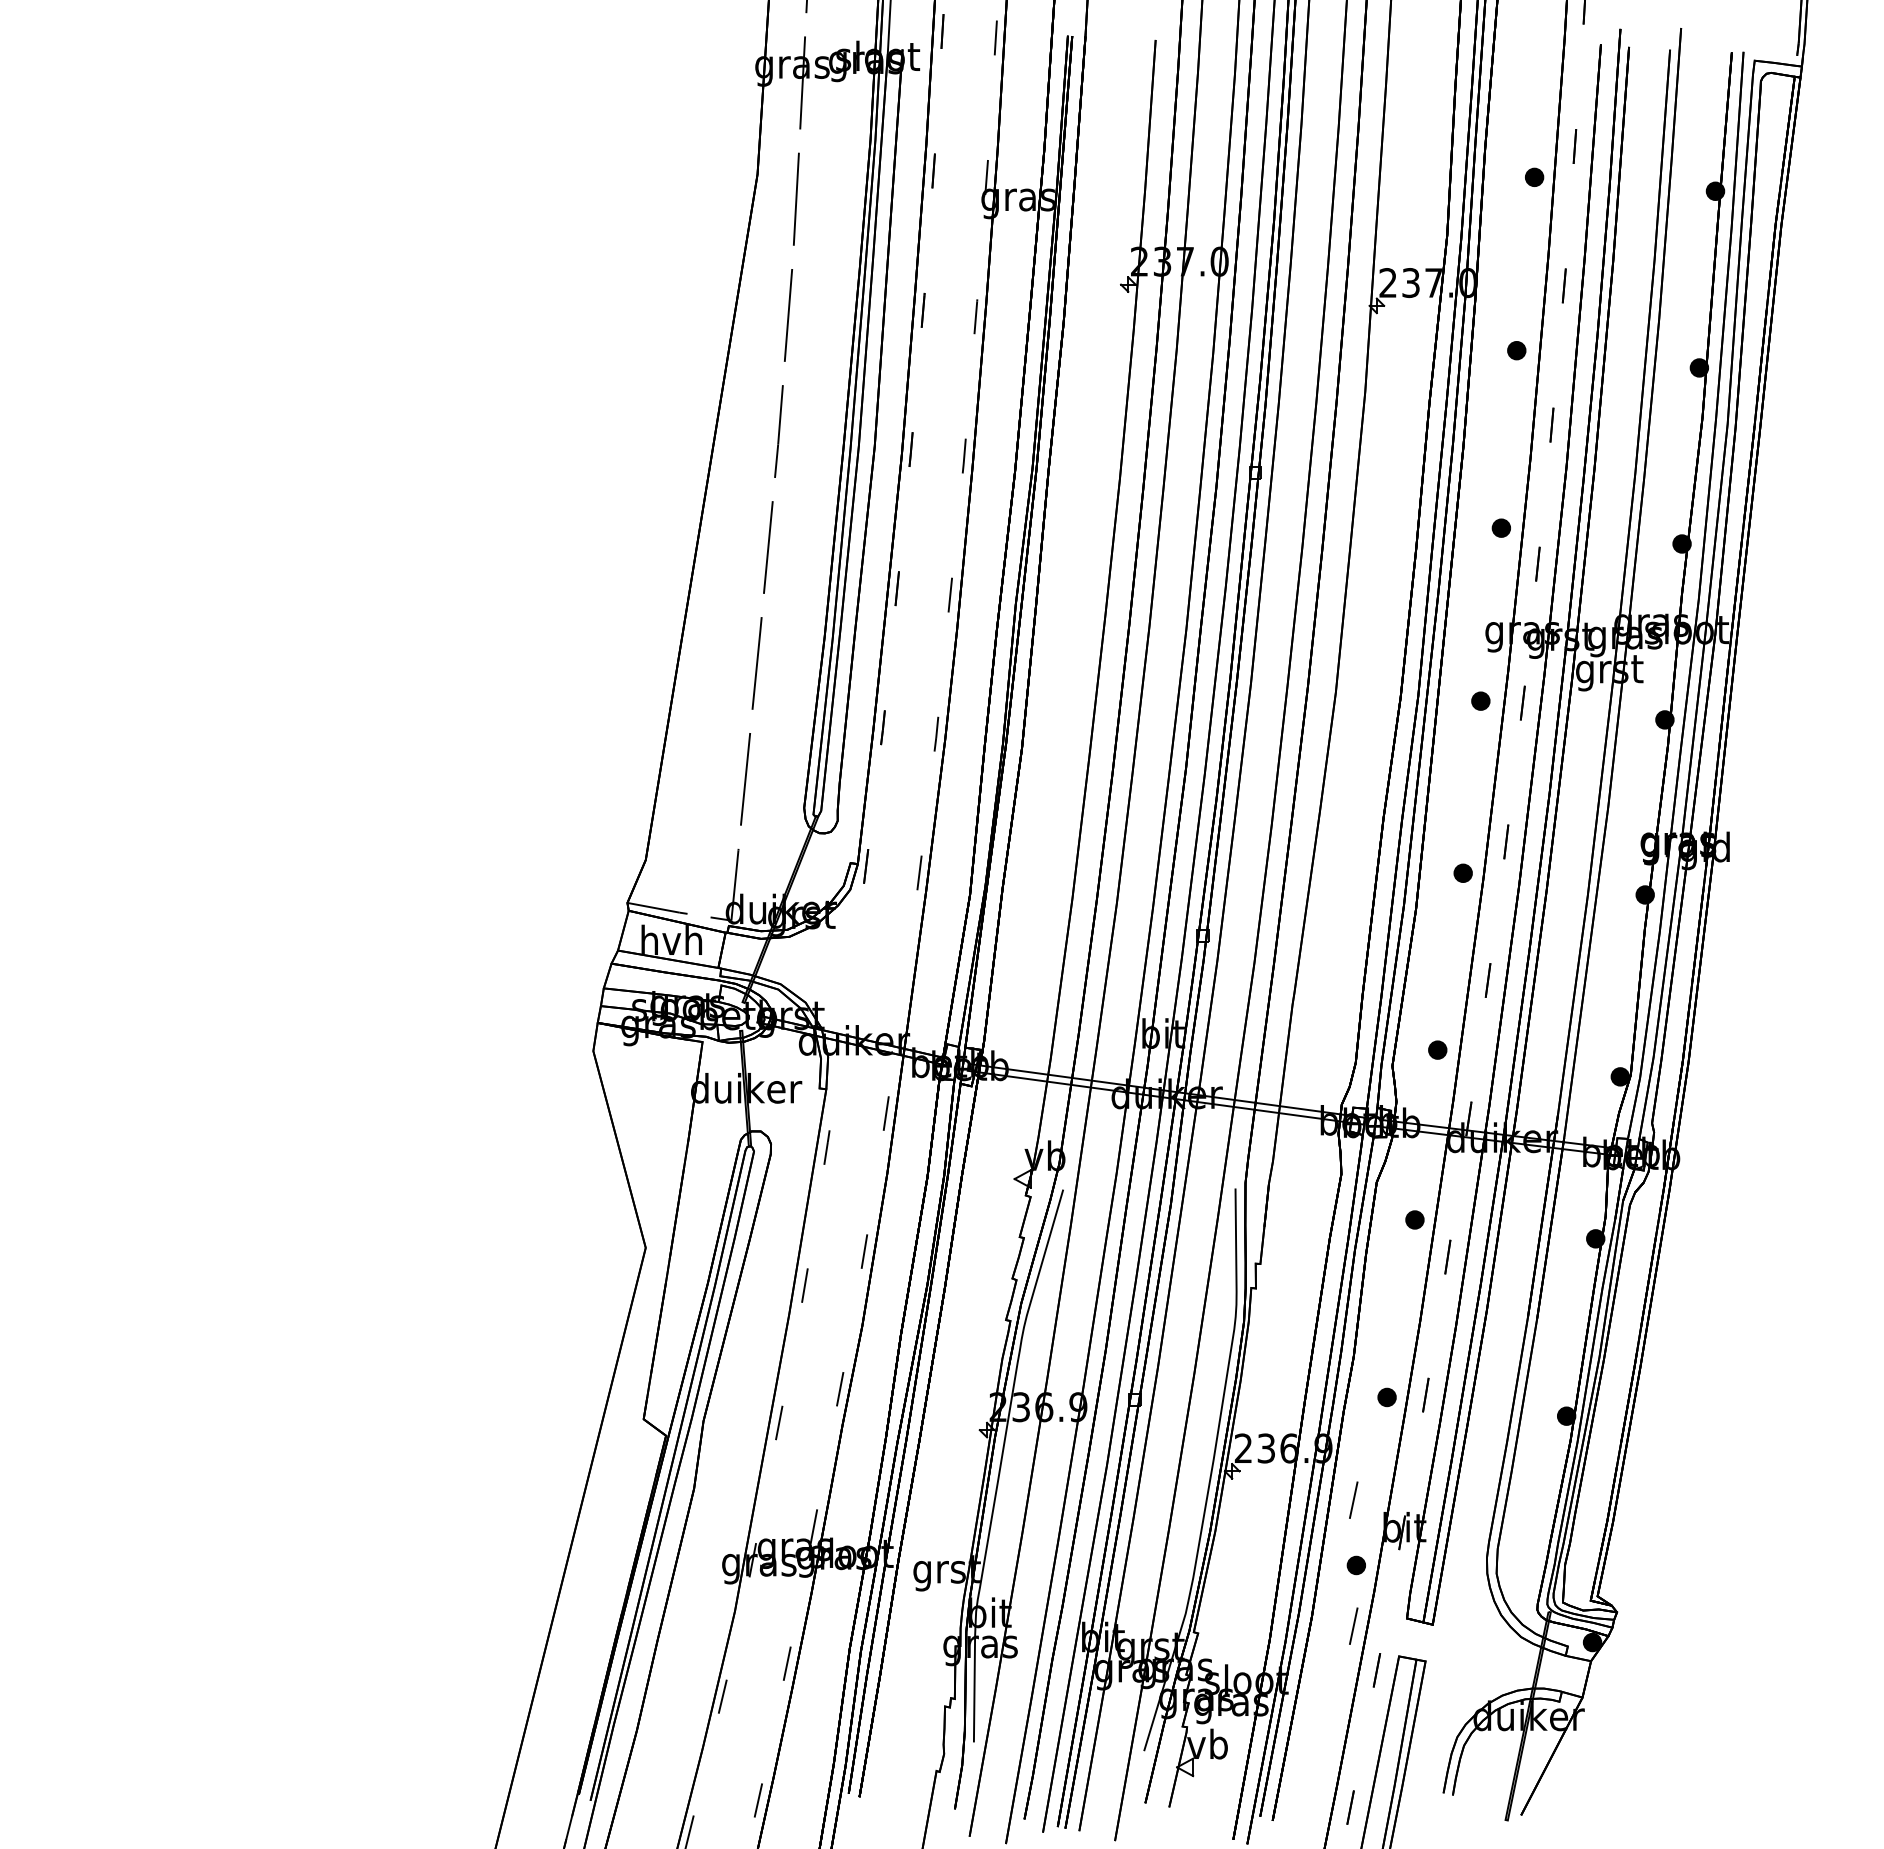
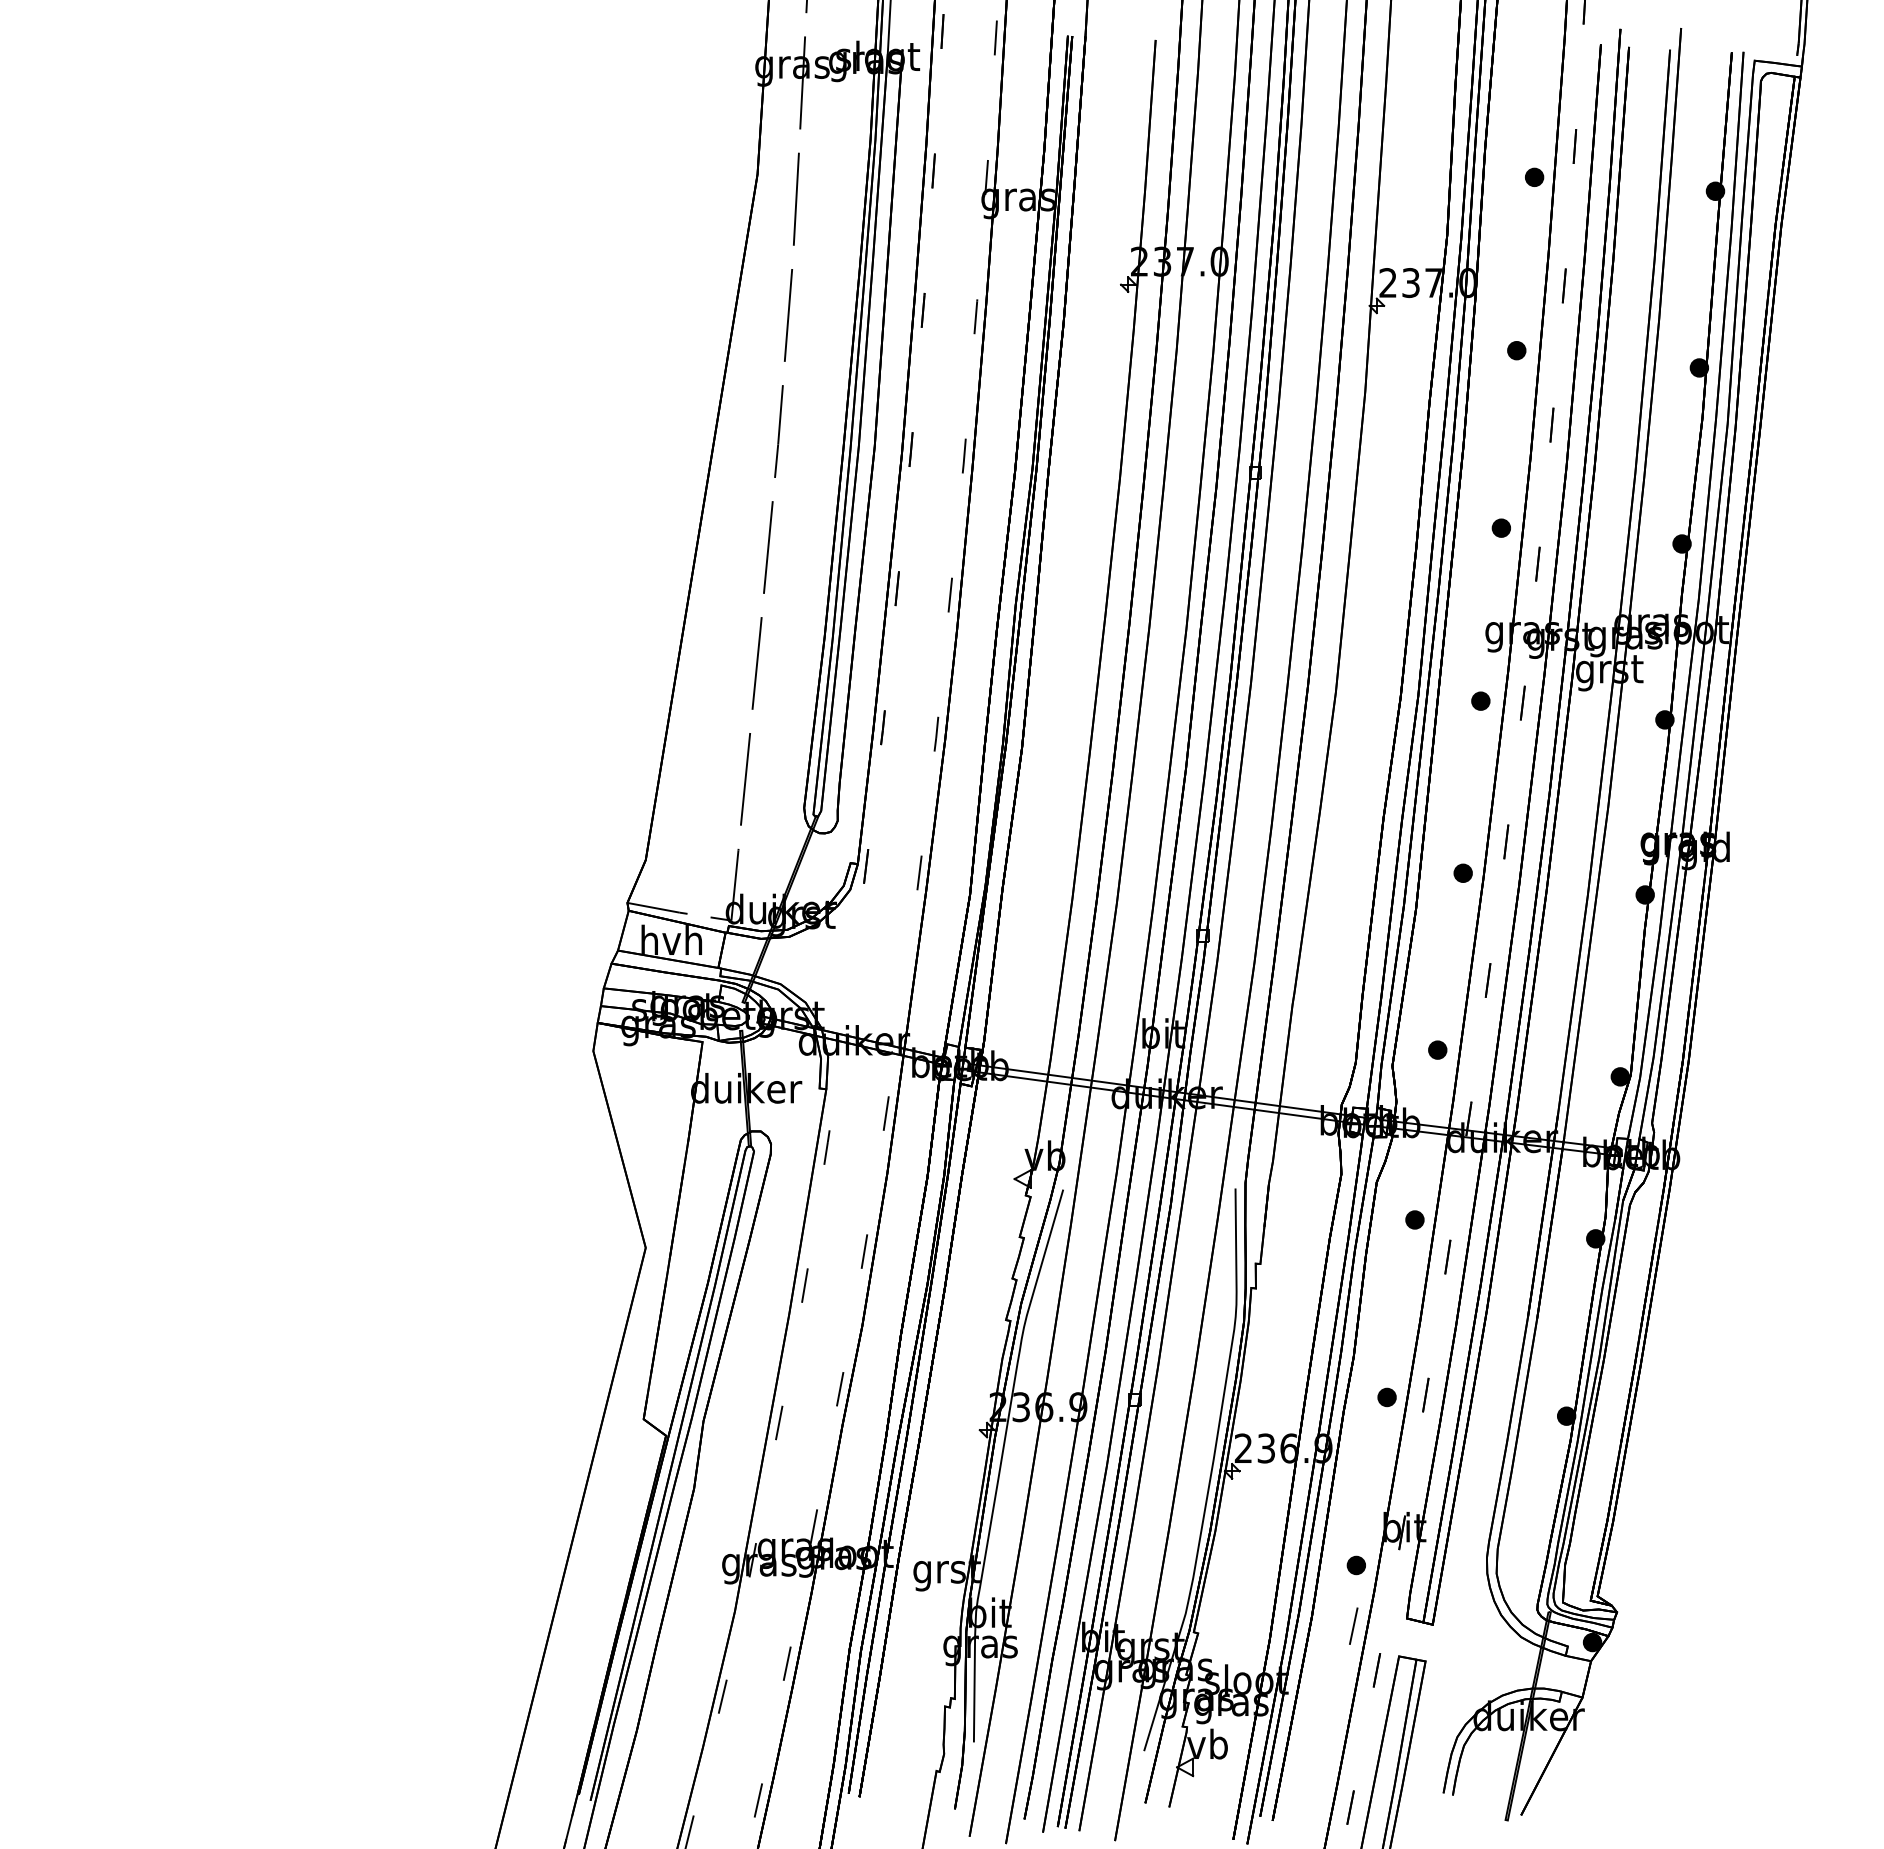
line: present -> none (1353, 1499)
